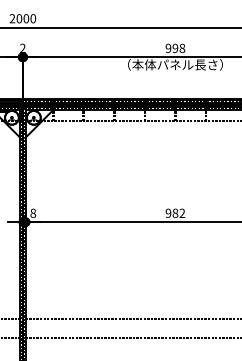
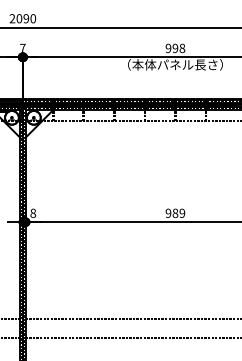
text: 2000 -> 2090 (25, 18)
text: 2 -> 7 (22, 47)
text: 982 -> 989 (182, 213)
